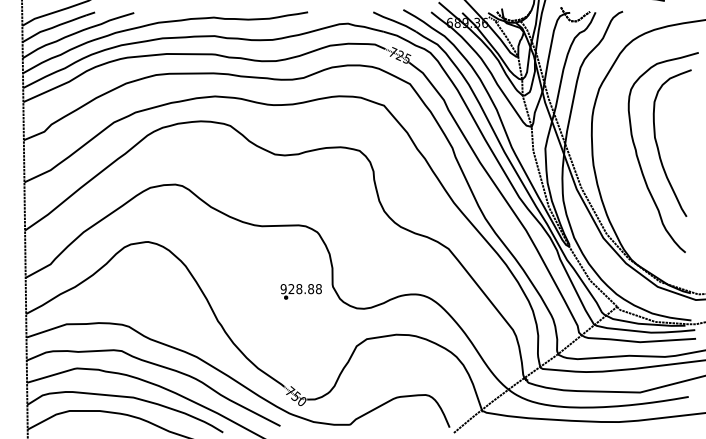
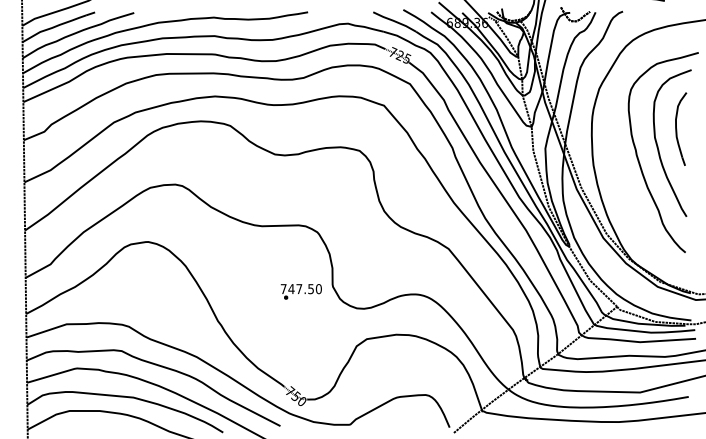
part: none -> present (681, 128)
text: 928.88 -> 747.50 (300, 289)
